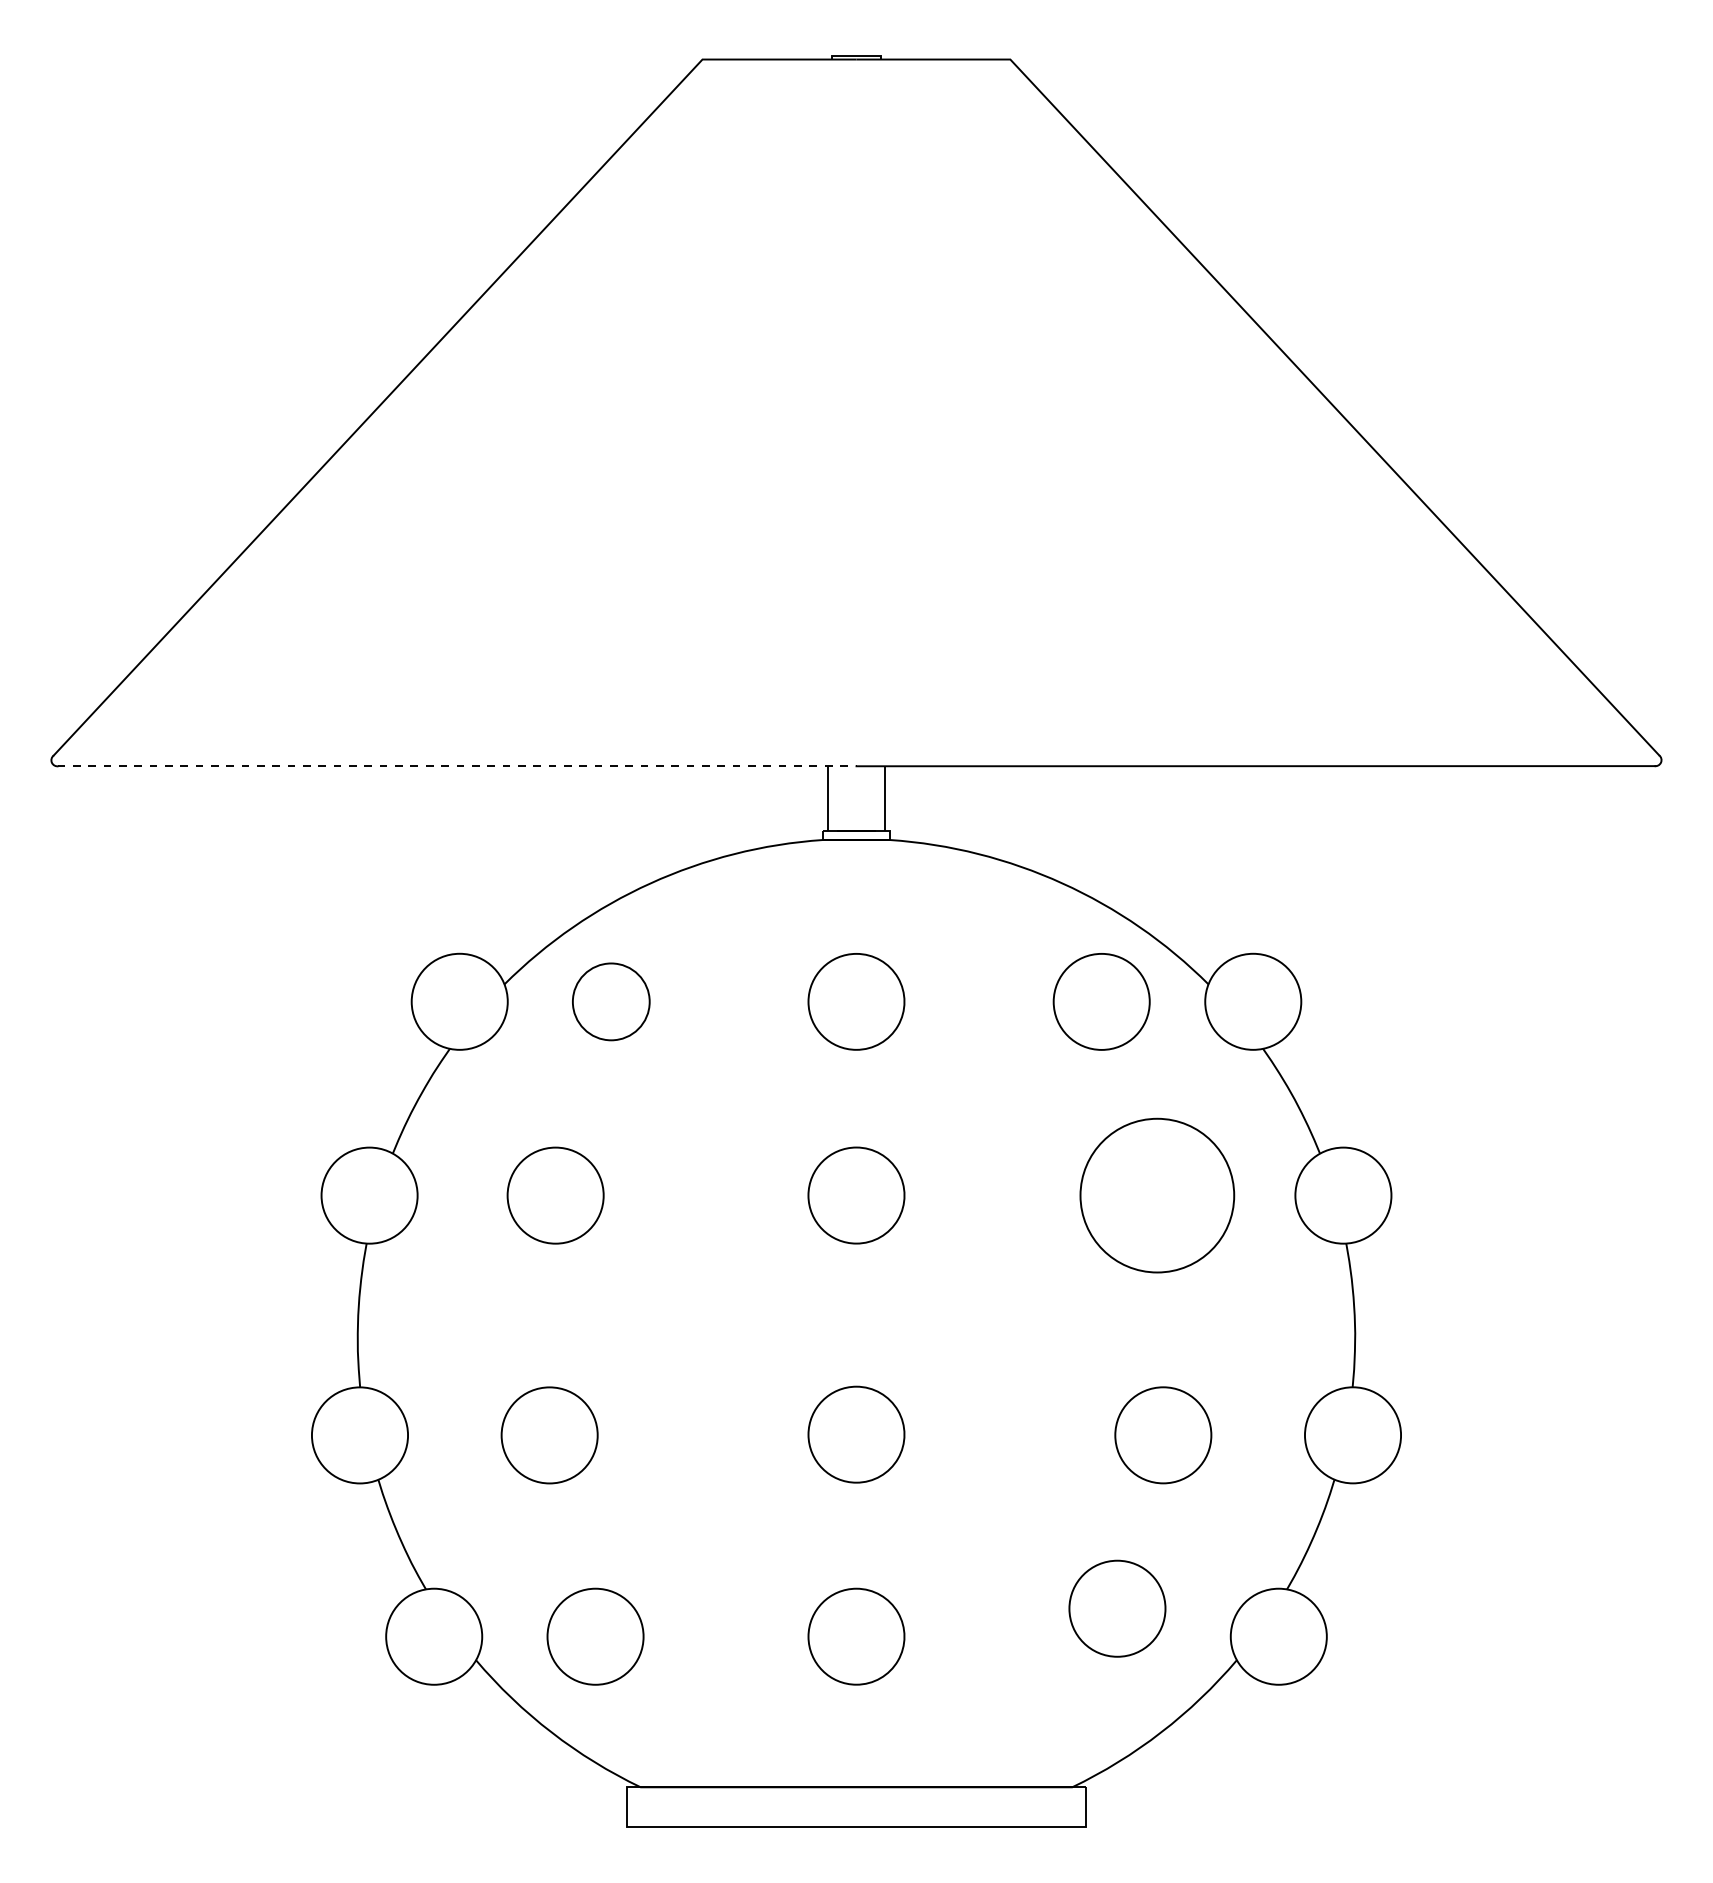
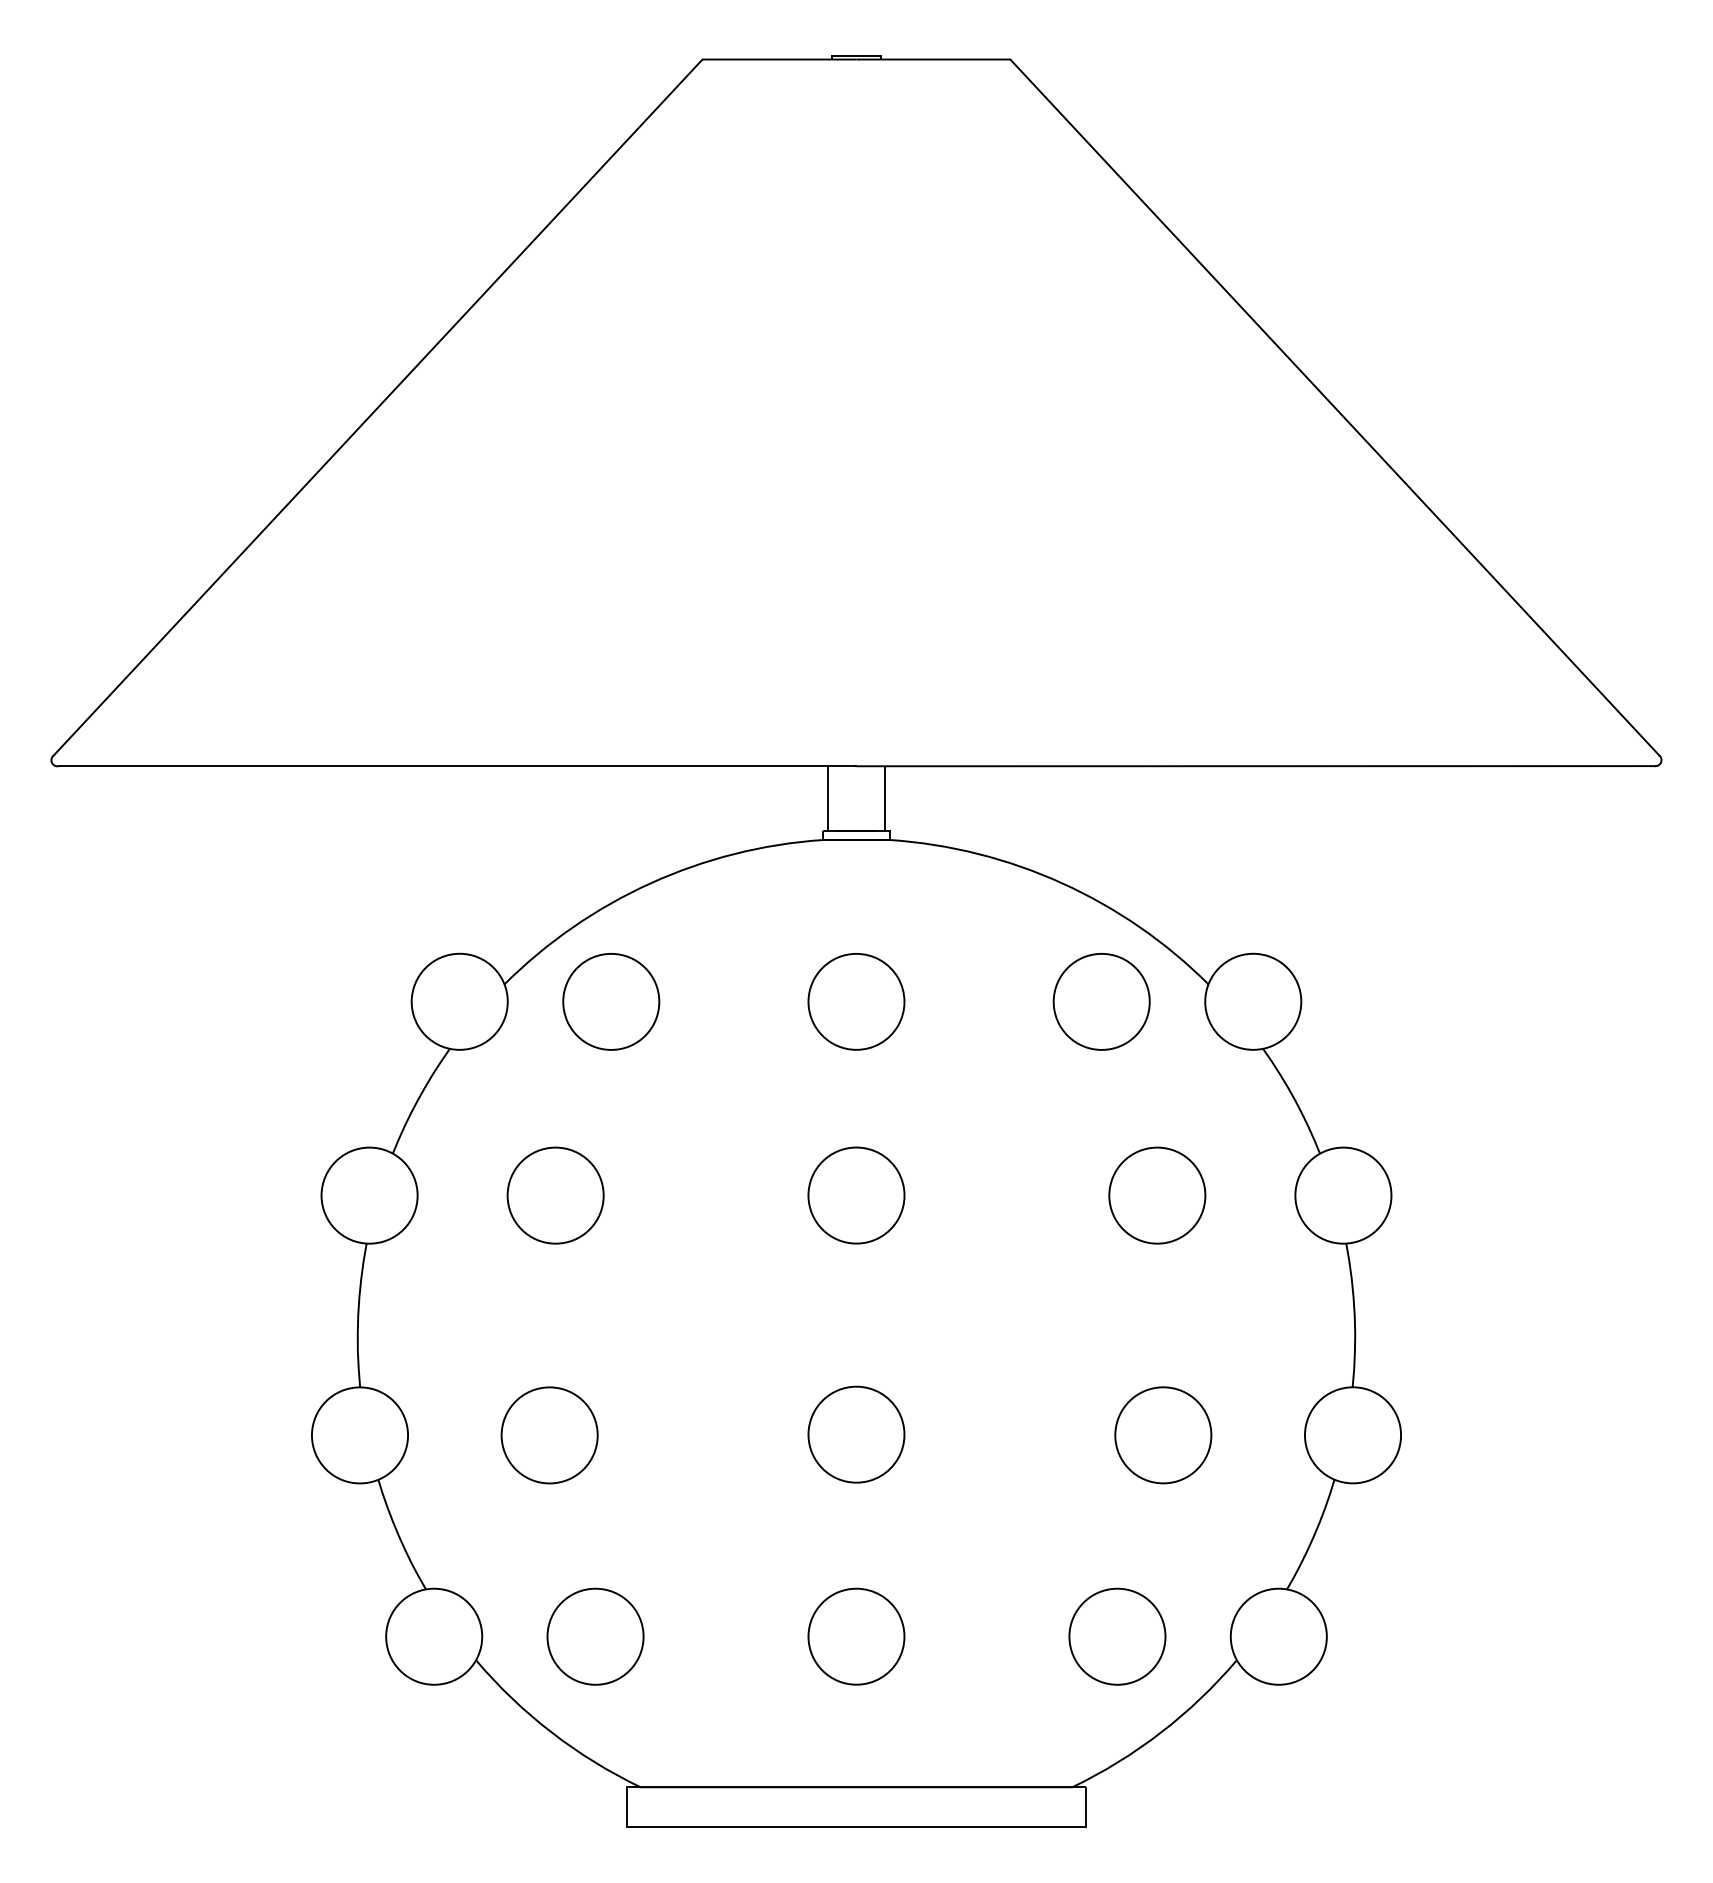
line: dashed -> solid (457, 766)
circle diameter: 77 px -> 96 px (611, 1001)
circle diameter: 154 px -> 96 px (1157, 1195)
circle position: (1117, 1608) -> (1117, 1636) (1117, 1636)
